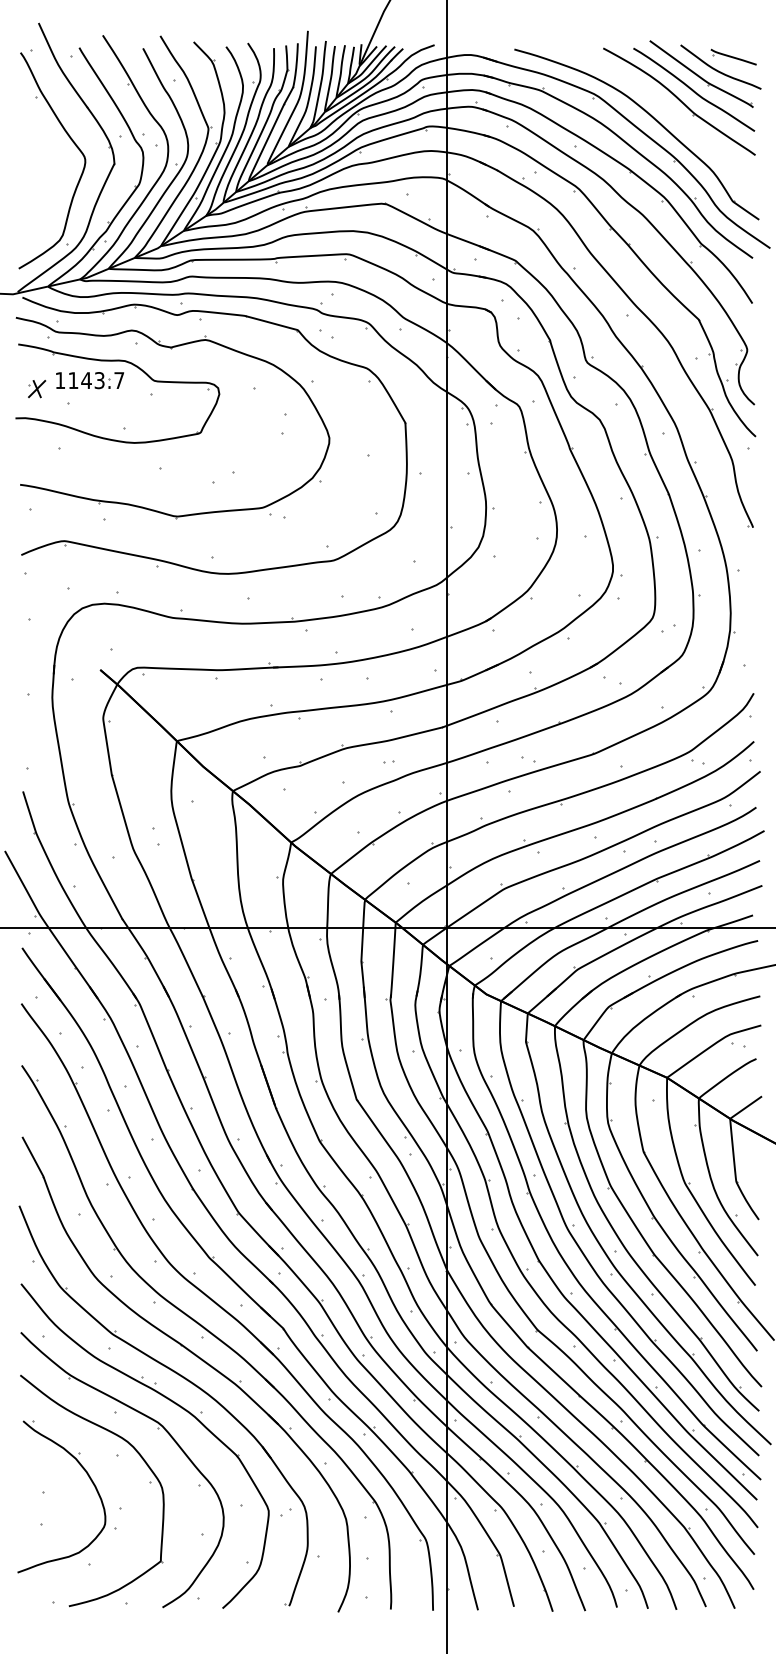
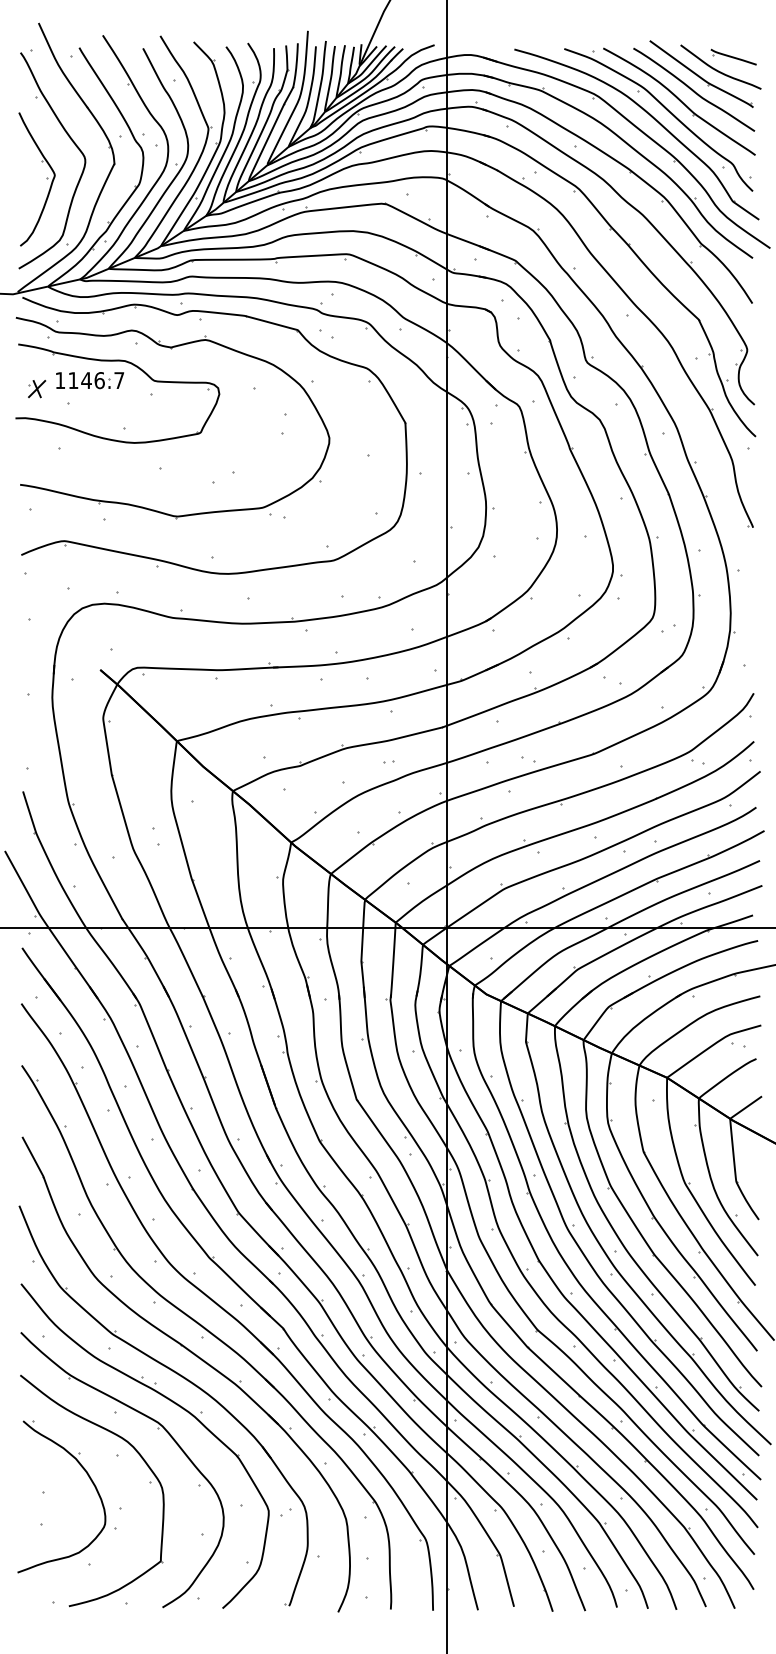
part: none -> present (666, 110)
part: none -> present (46, 178)
text: 1143.7 -> 1146.7 (99, 380)
